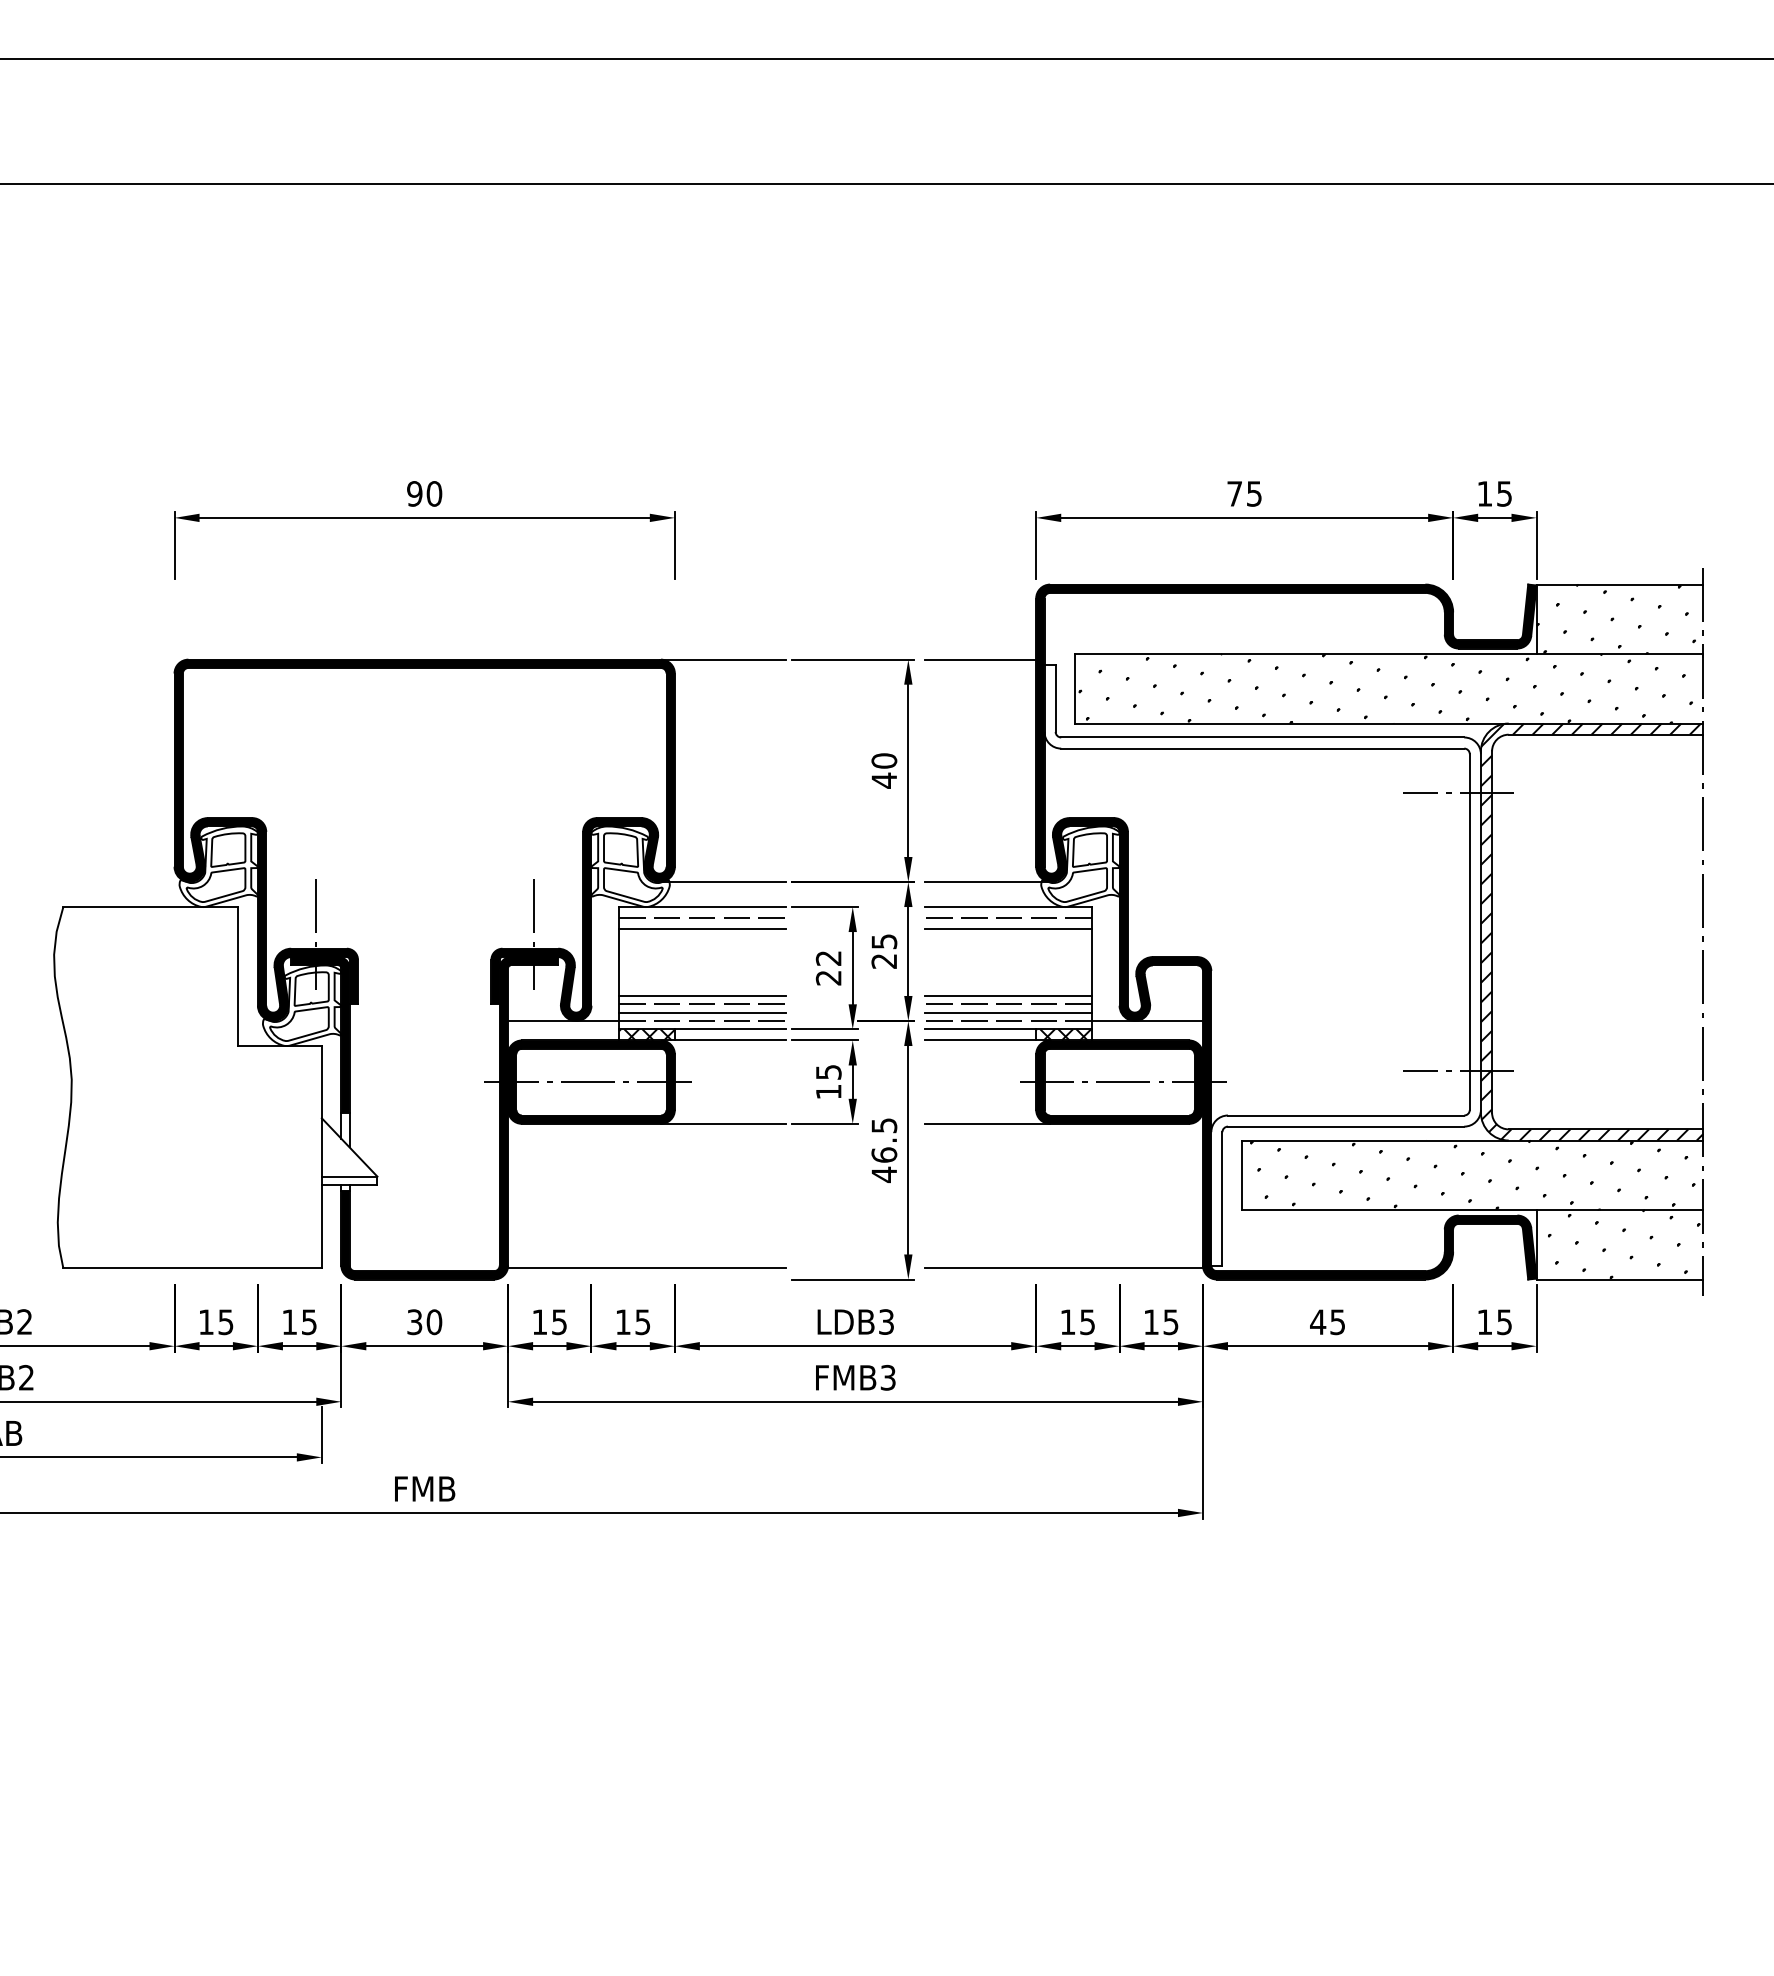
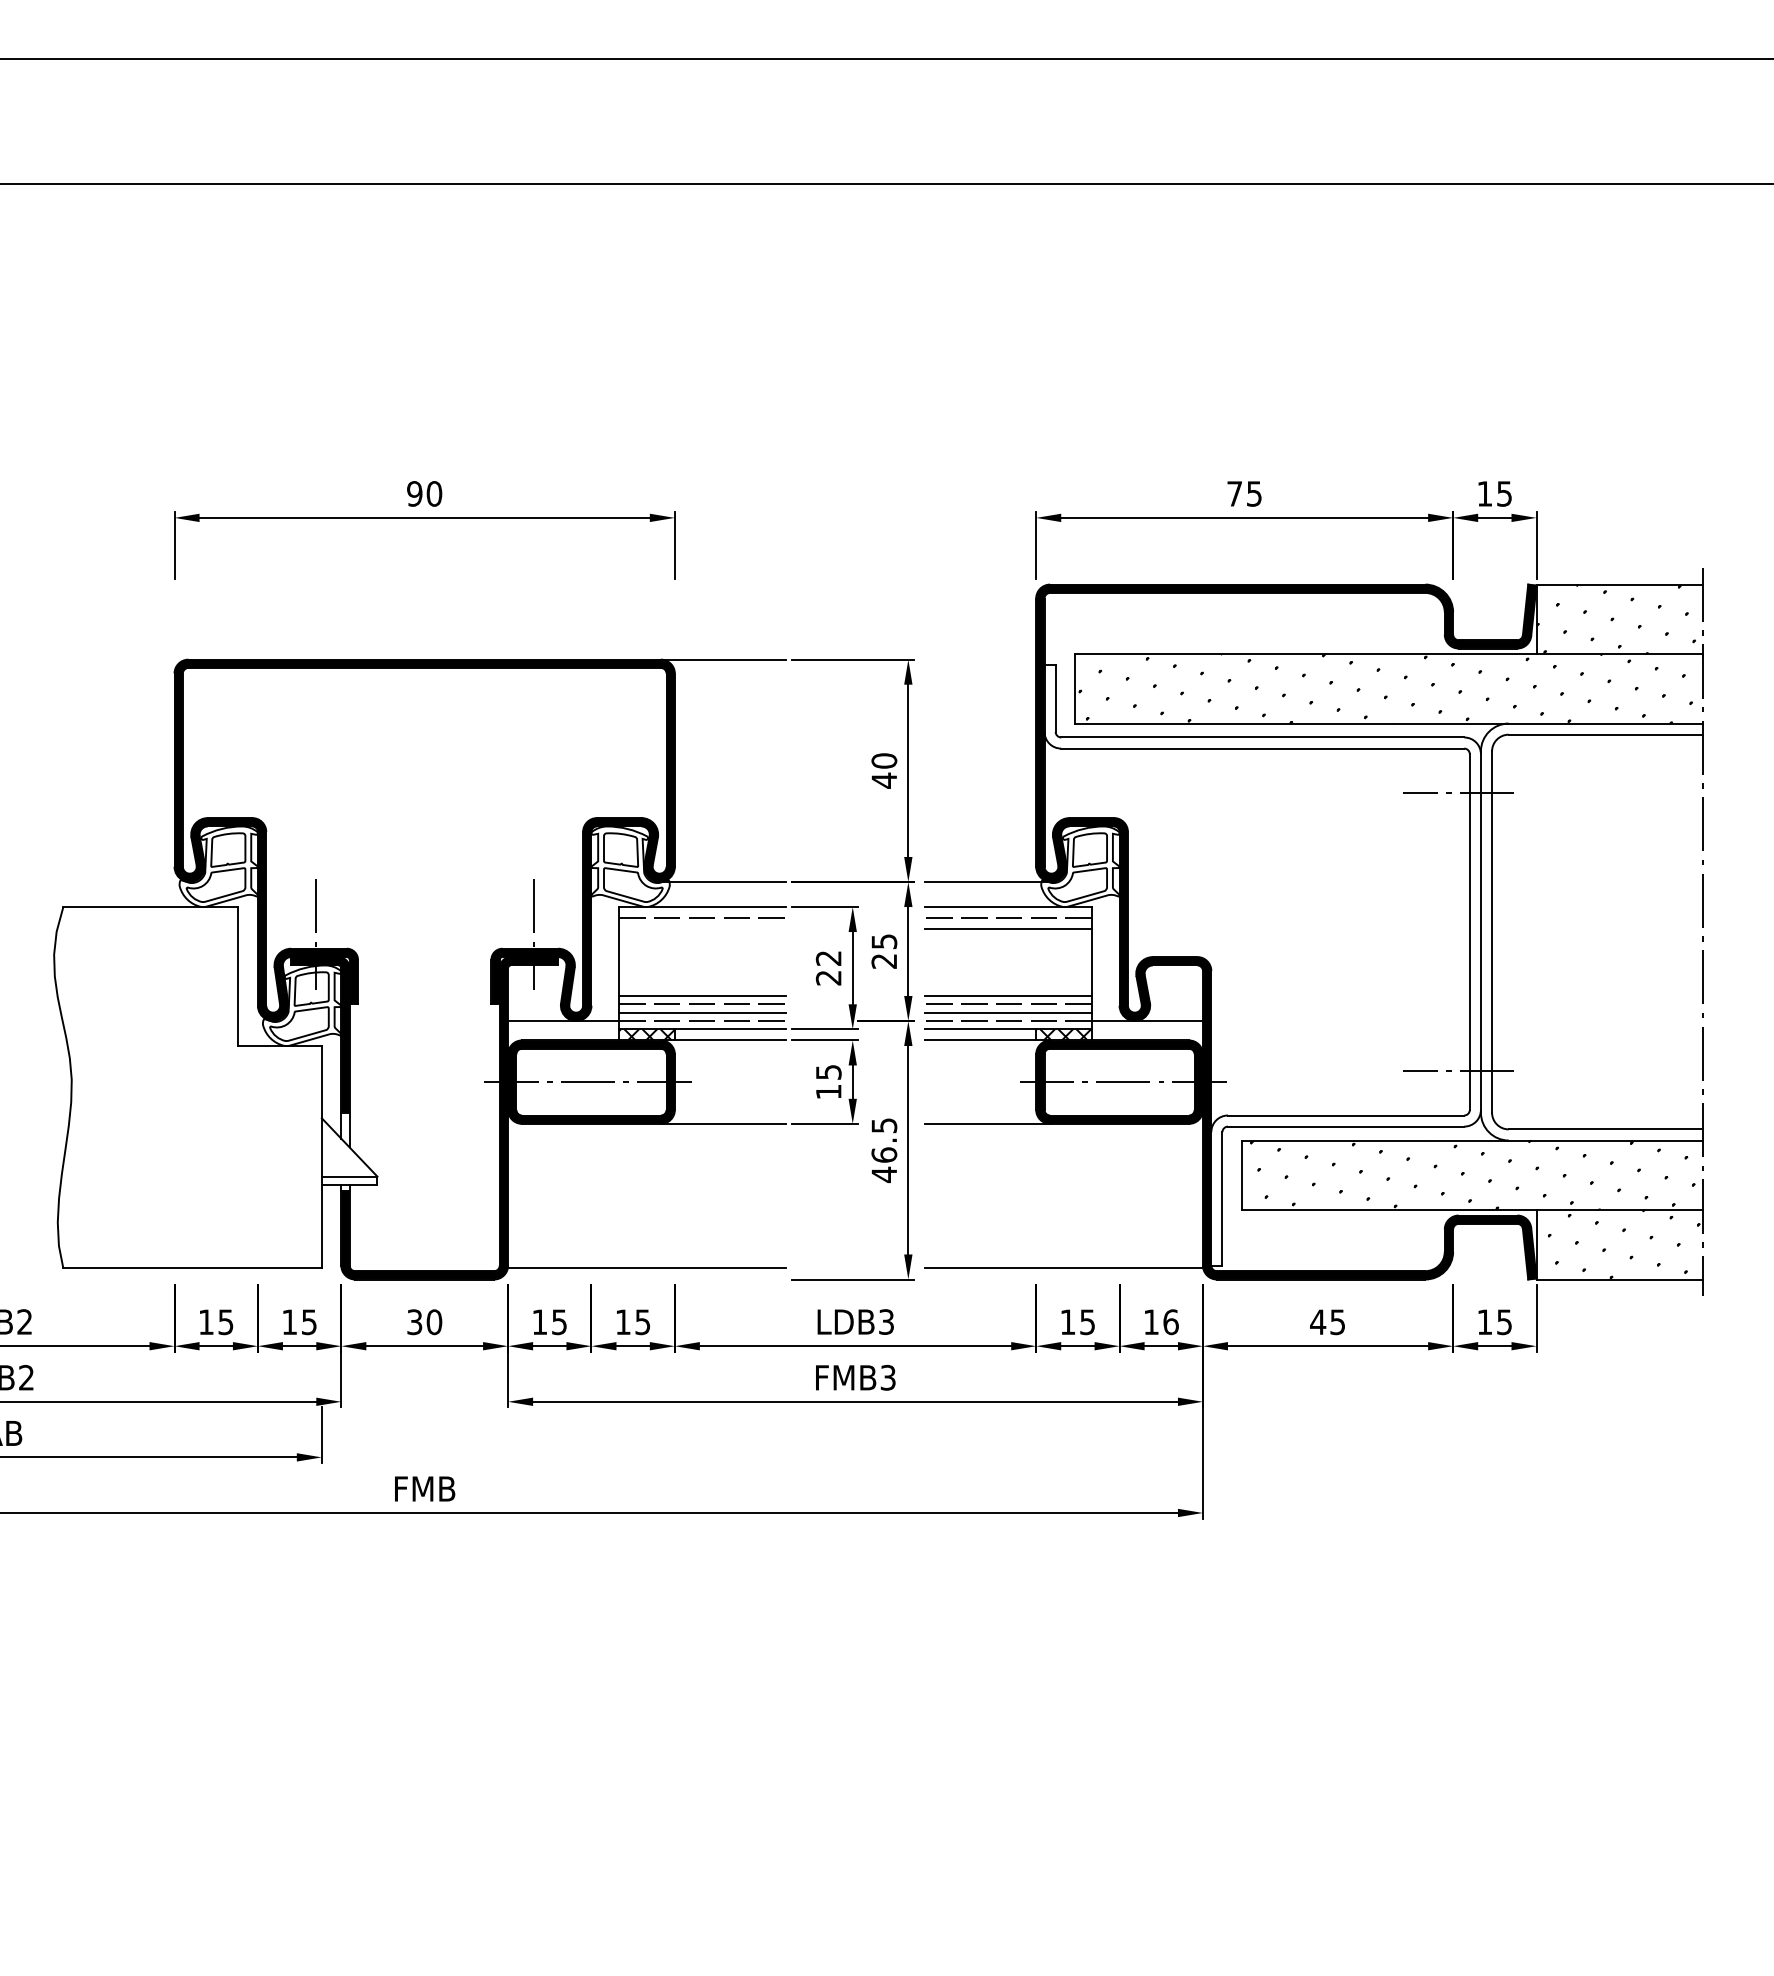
line: present -> none (980, 659)
line: present -> none (702, 929)
hatch: present -> none (1591, 931)
text: 15 -> 16 (1170, 1322)
